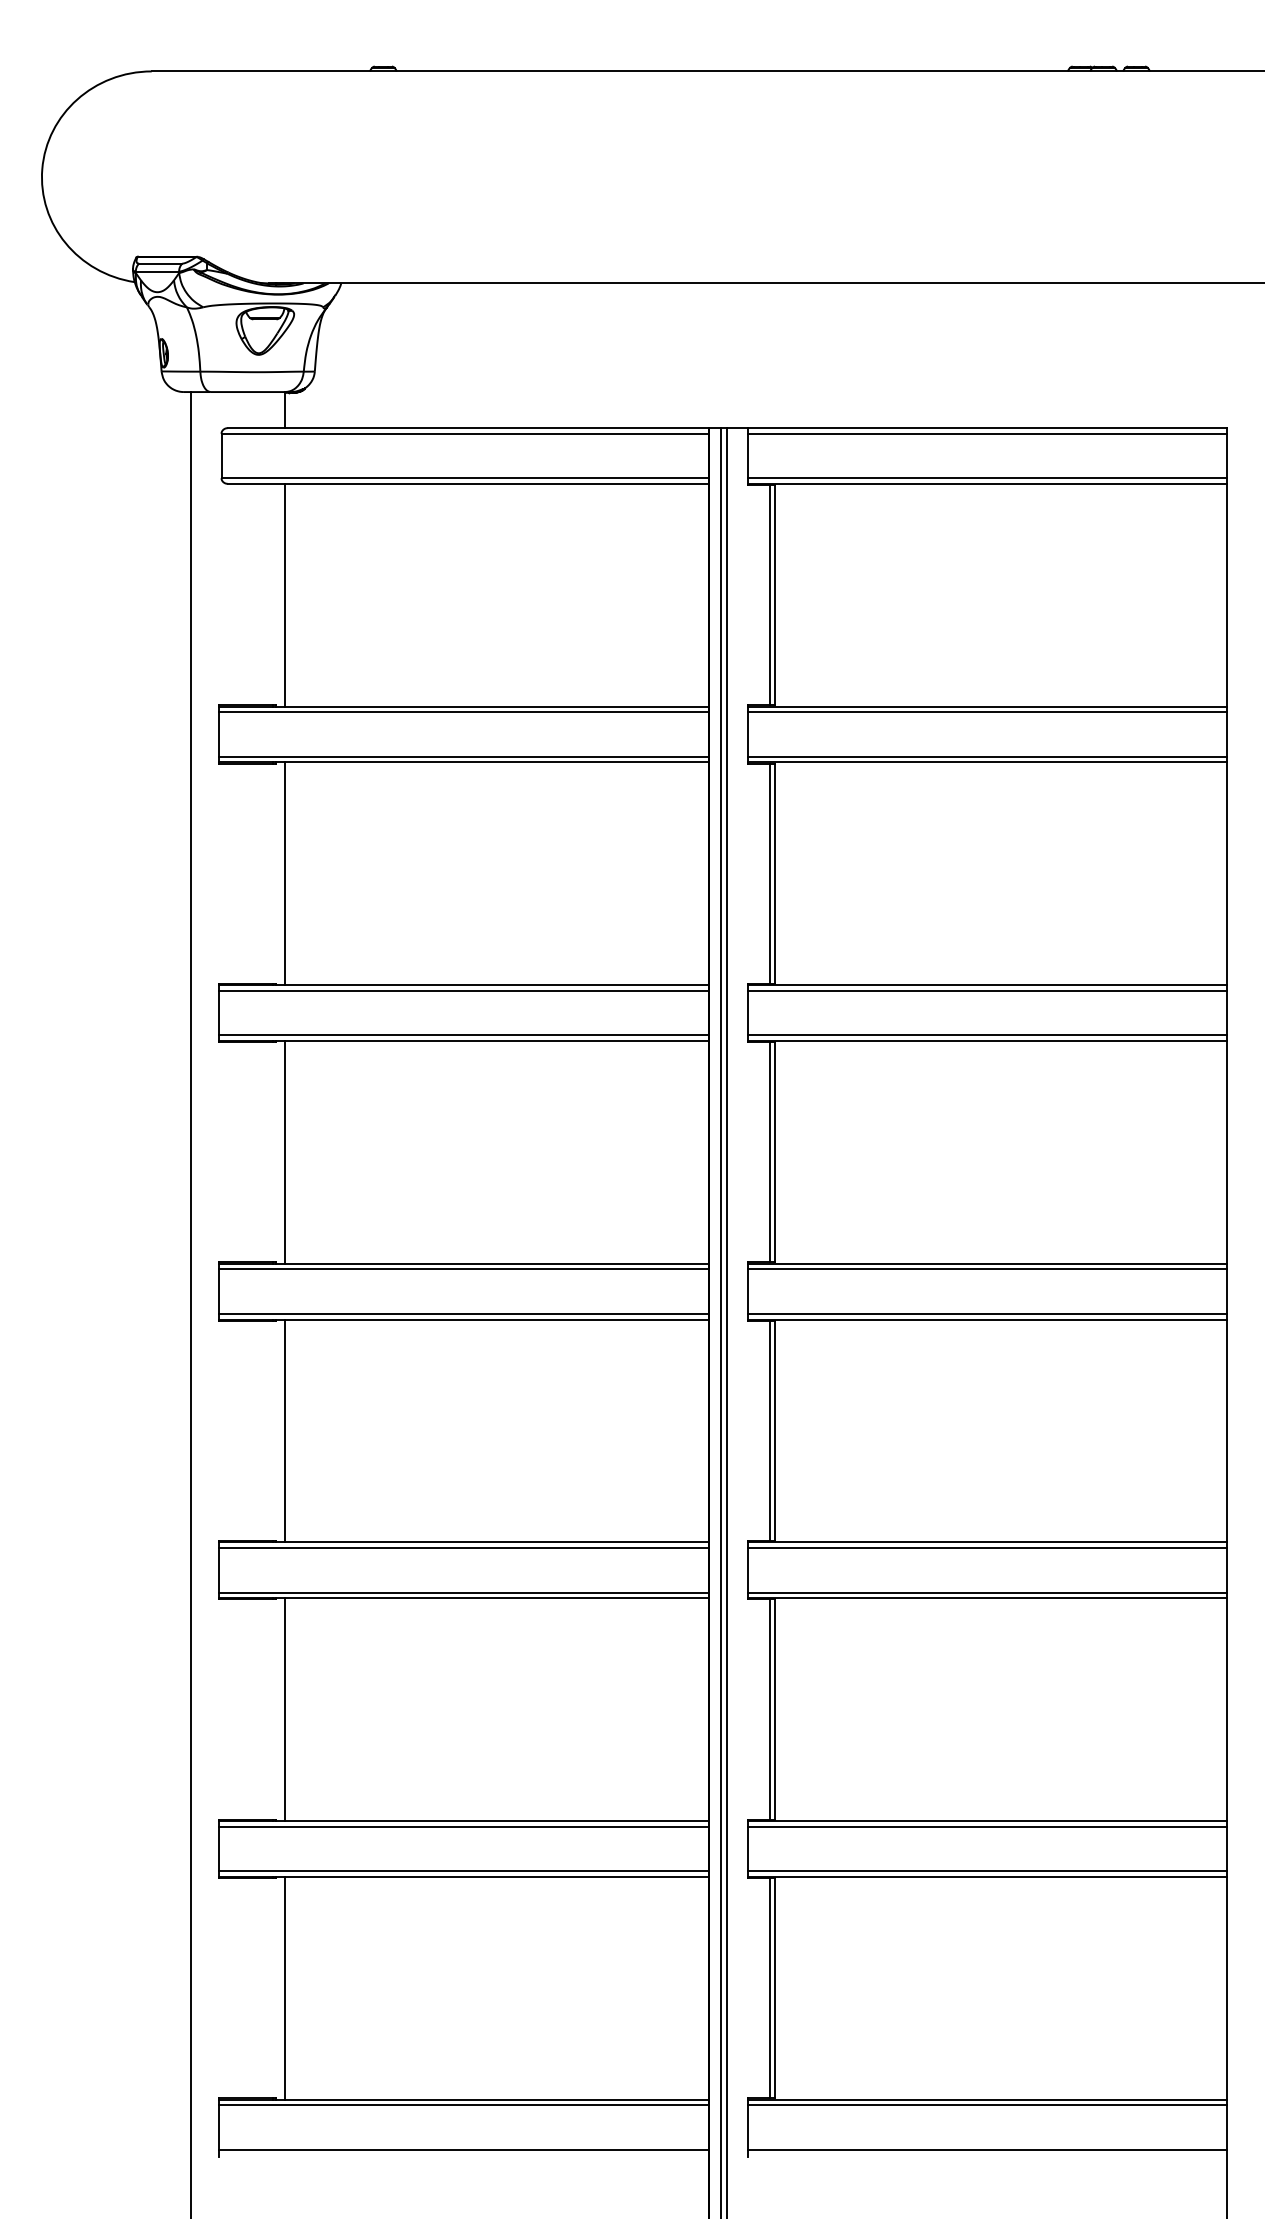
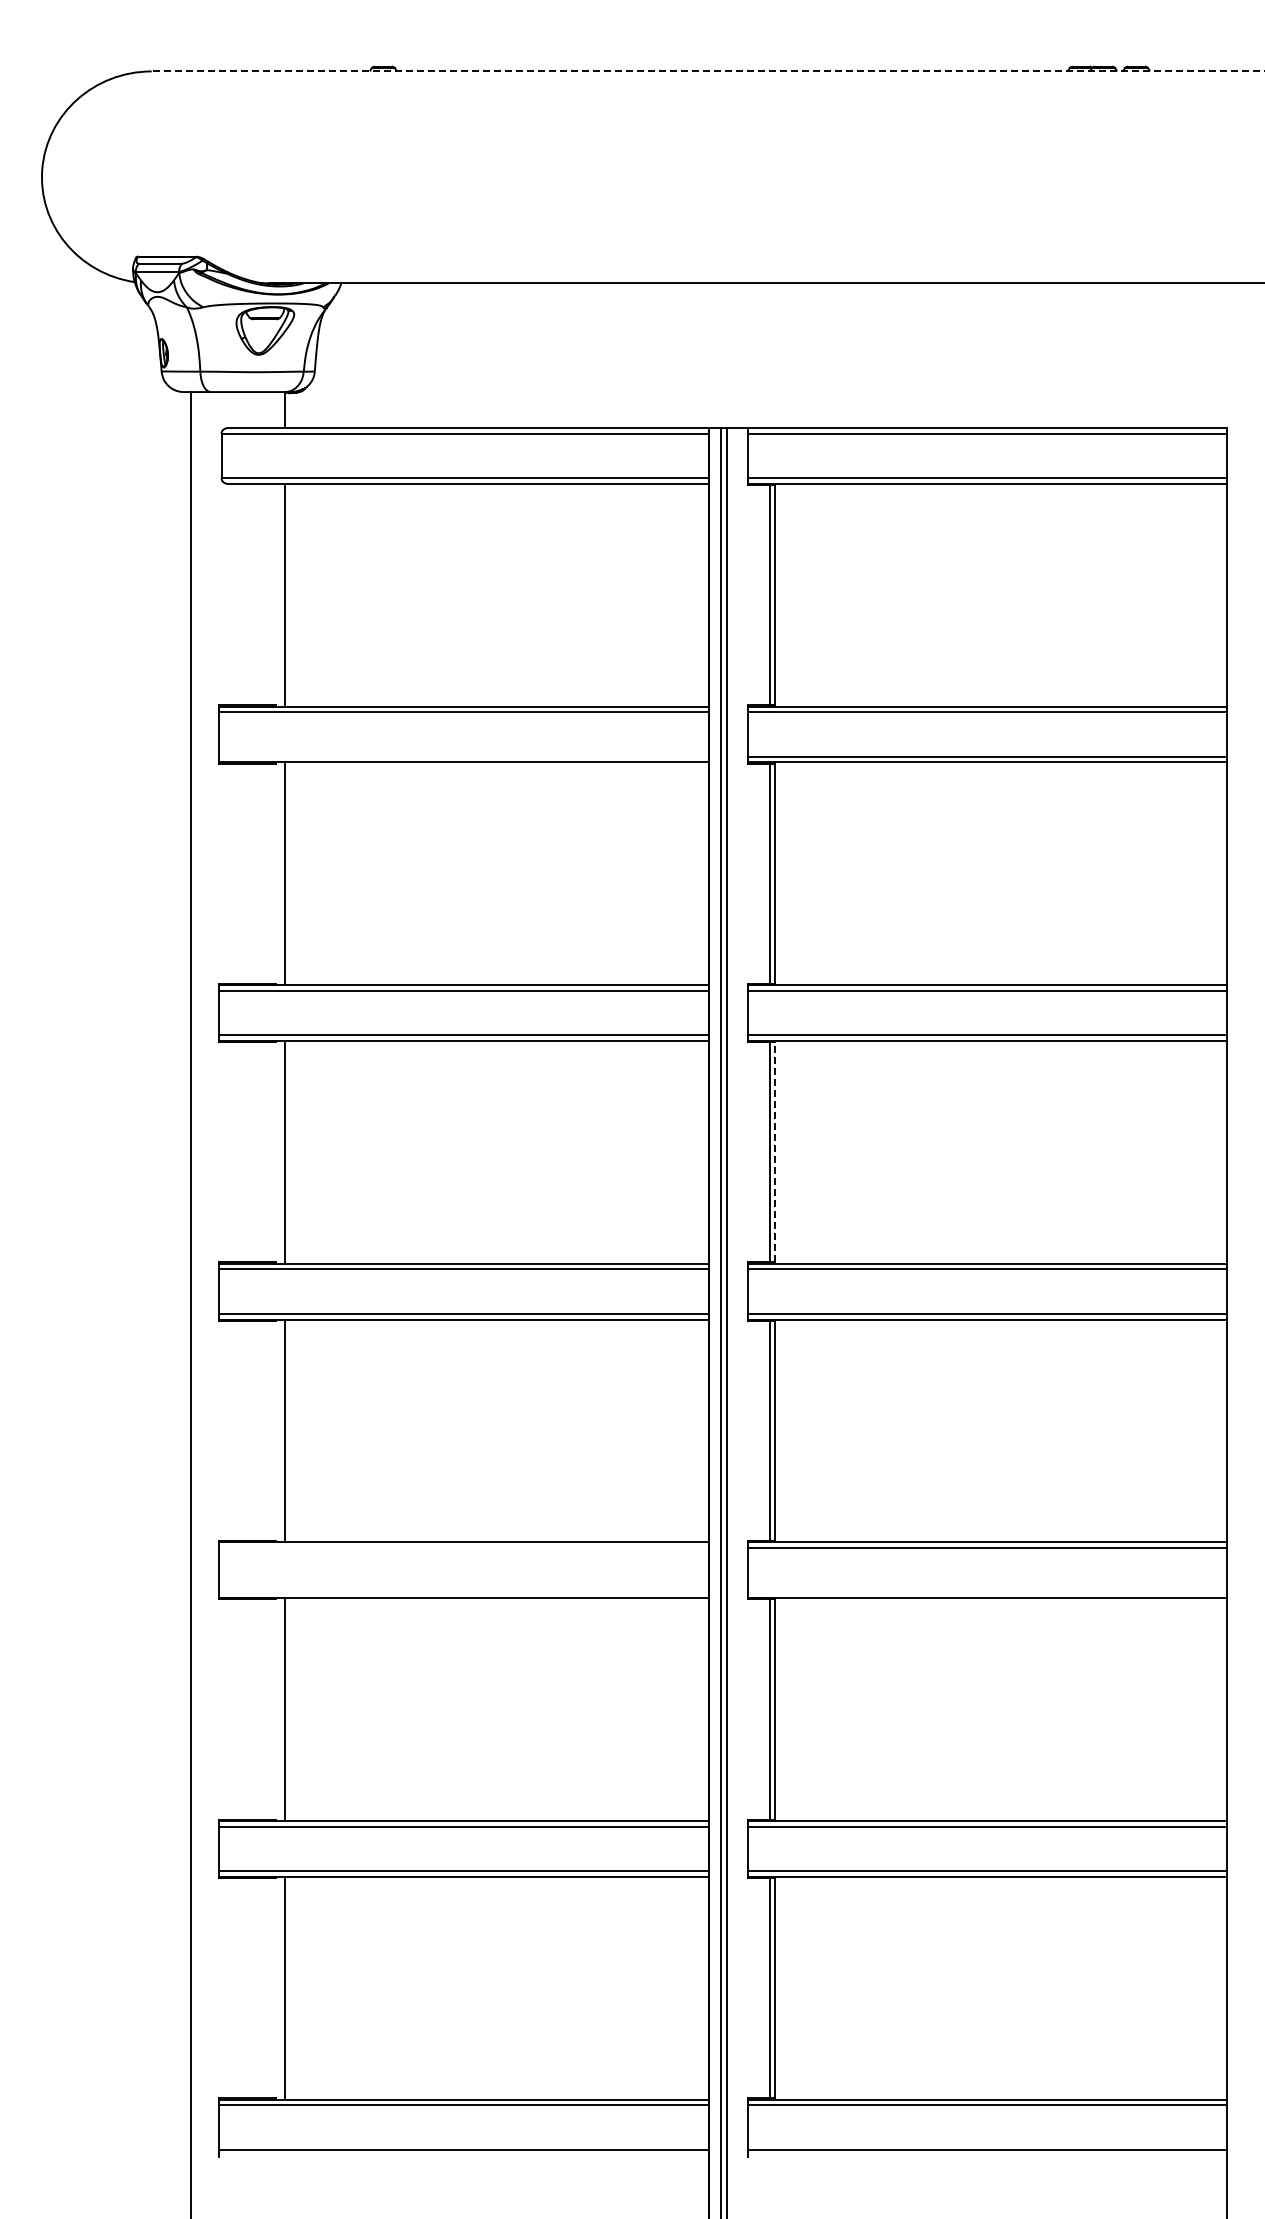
line: solid -> dashed (707, 71)
line: present -> none (463, 756)
line: solid -> dashed (774, 1151)
line: present -> none (463, 1547)
line: present -> none (463, 1592)
line: present -> none (987, 1592)
